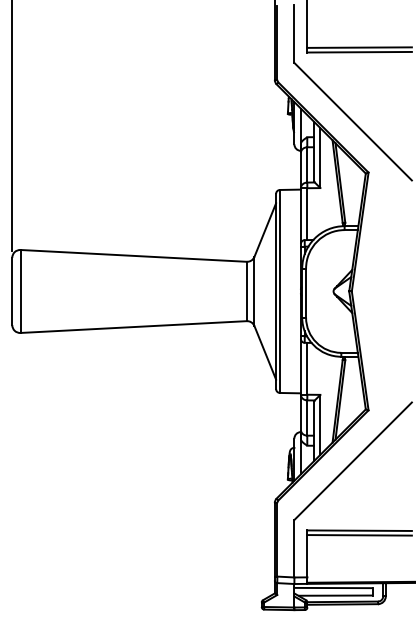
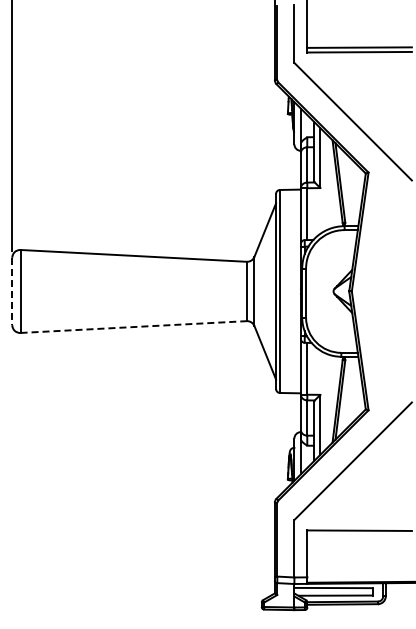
line: solid -> dashed (12, 291)
line: solid -> dashed (134, 327)
line: present -> none (359, 535)
